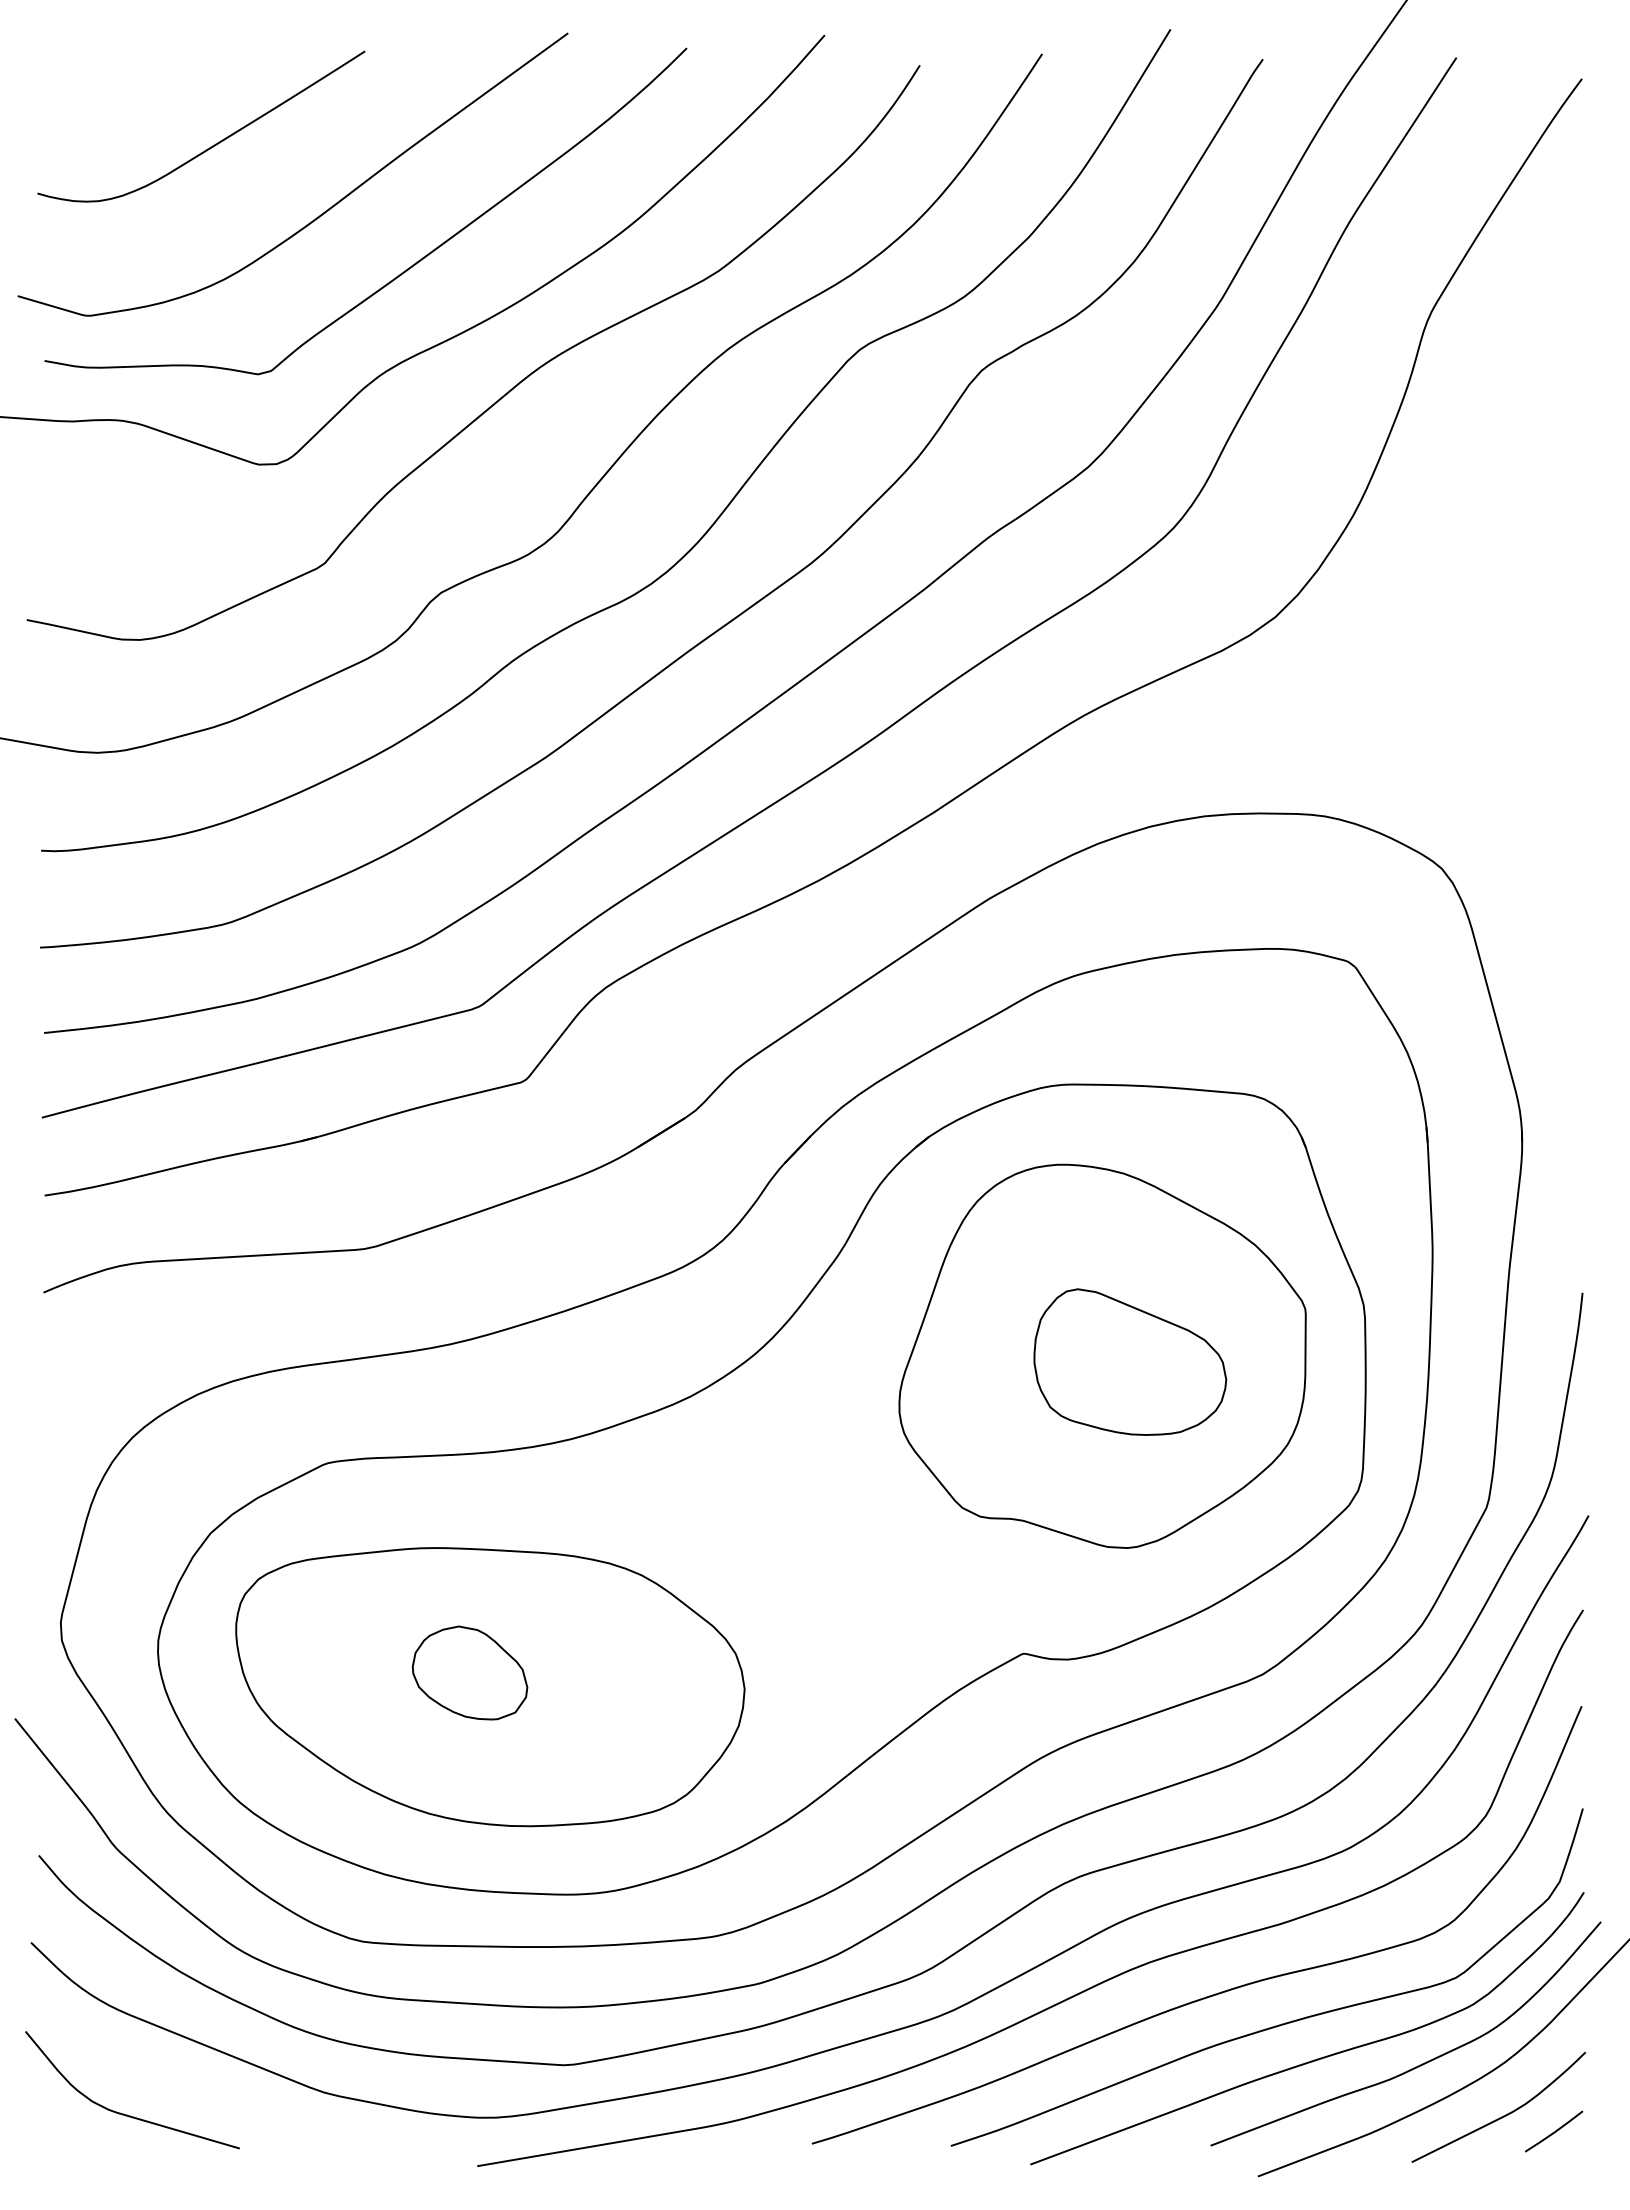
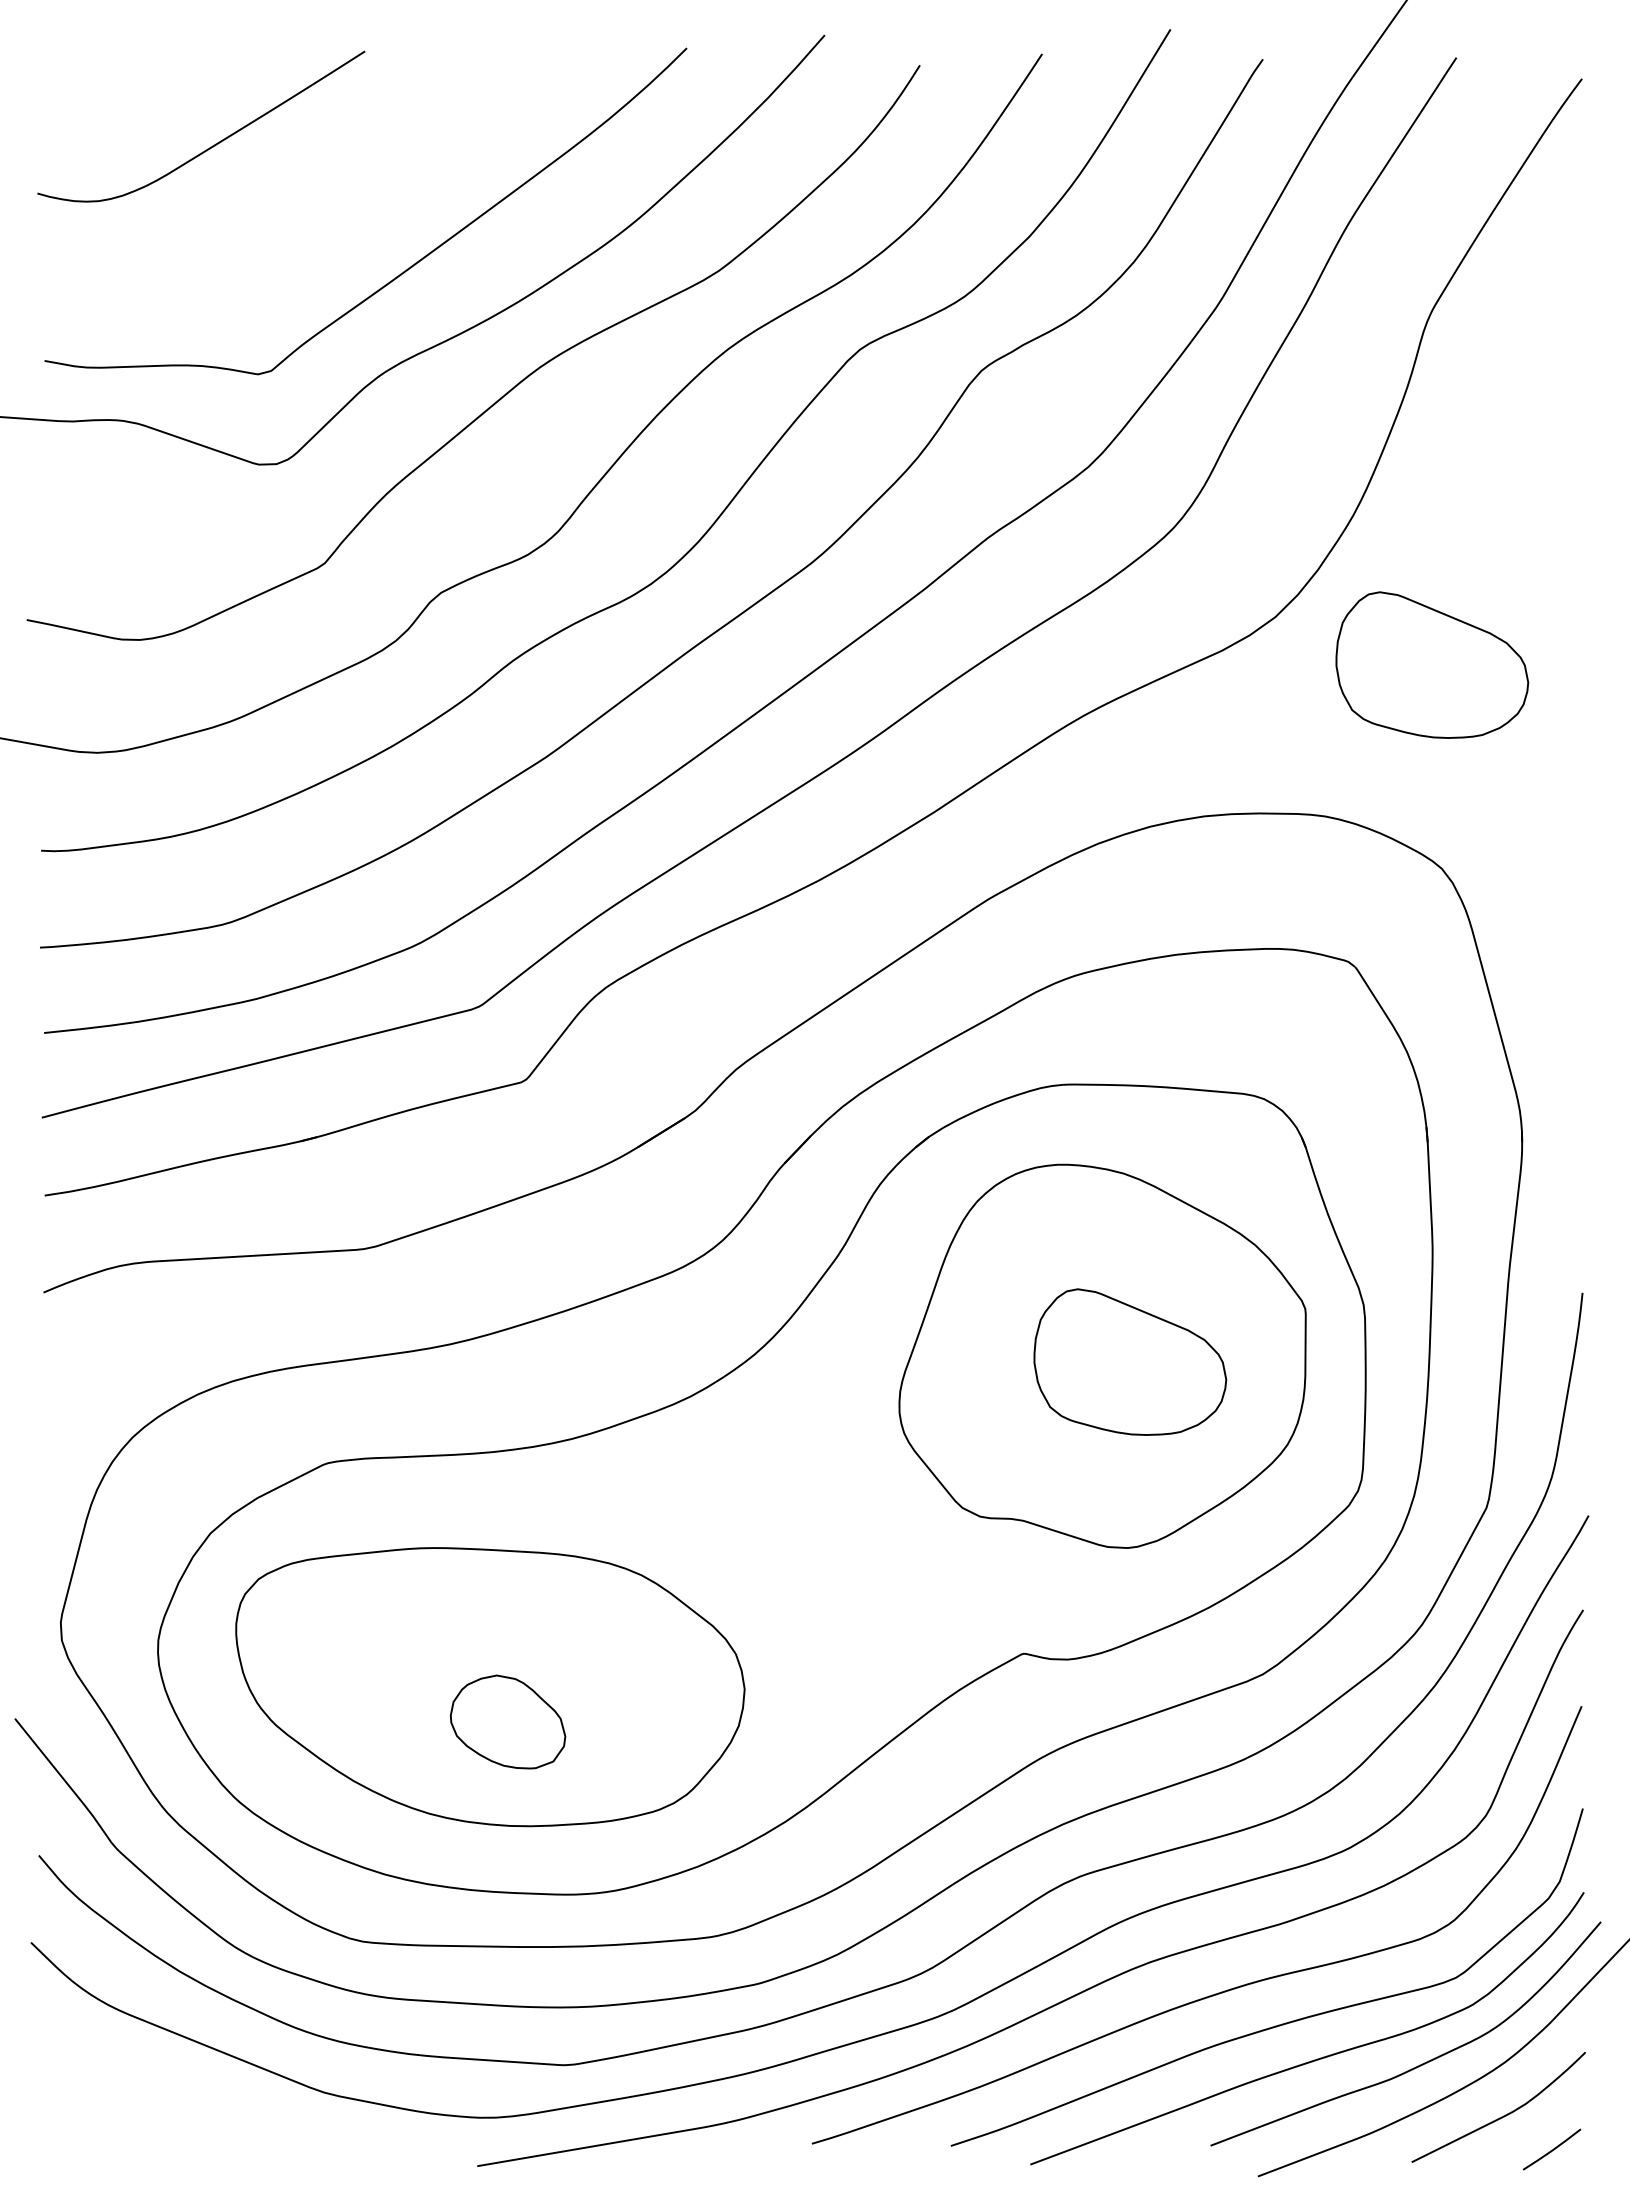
curve: present -> none (320, 214)
part: none -> present (1432, 664)
part position: (469, 1672) -> (507, 1721) (507, 1721)
curve: present -> none (127, 2114)
line position: (1554, 2131) -> (1552, 2149) (1552, 2149)
